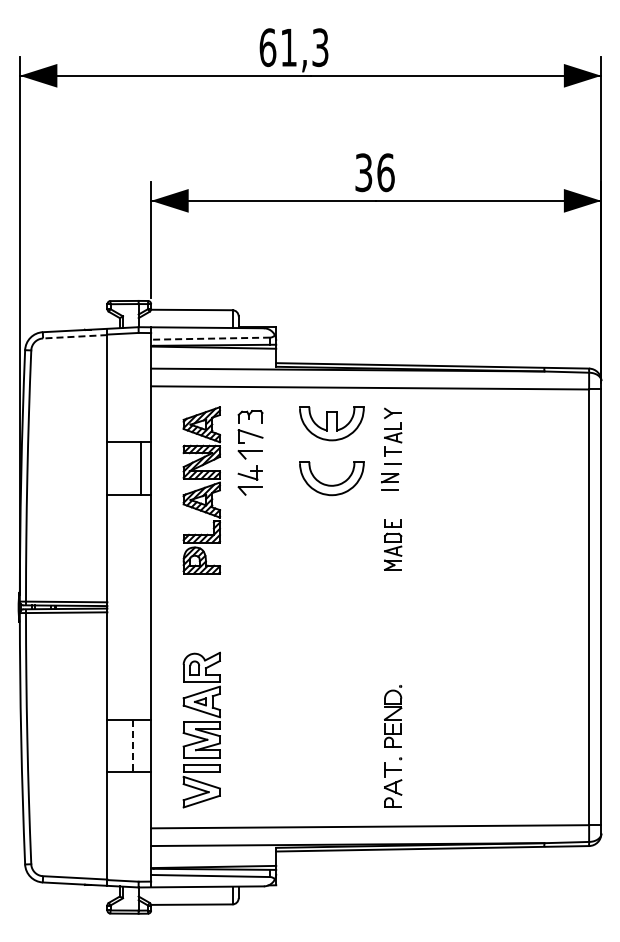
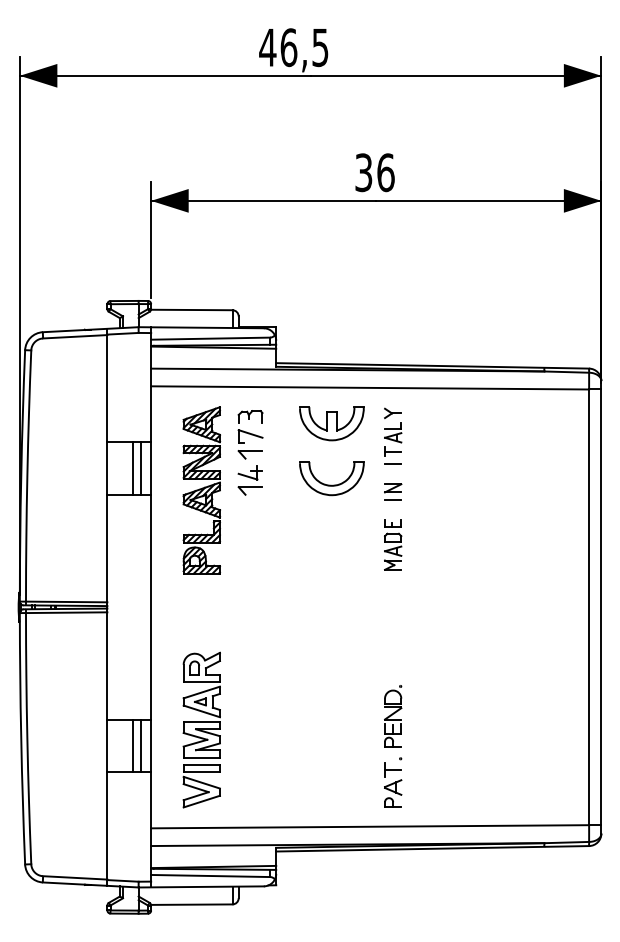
text: 61,3 -> 46,5 (293, 47)
line: dashed -> solid (74, 336)
line: dashed -> solid (210, 338)
line: none -> present (133, 468)
part position: (390, 481) -> (393, 491) (393, 491)
line: none -> present (141, 745)
line: dashed -> solid (133, 746)
